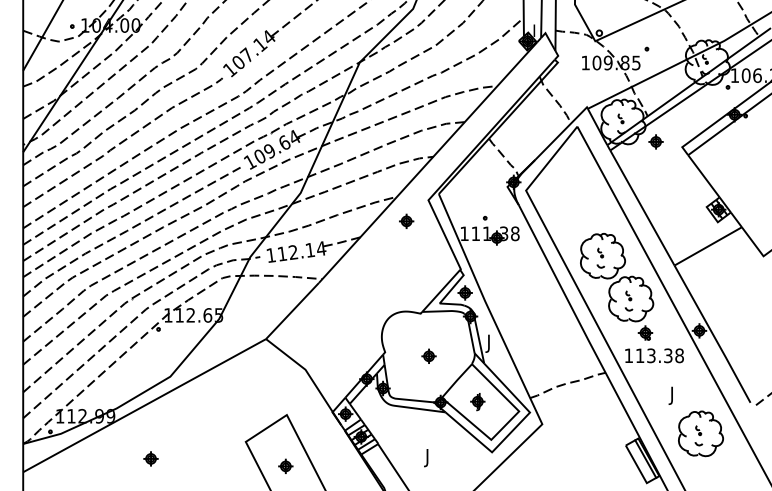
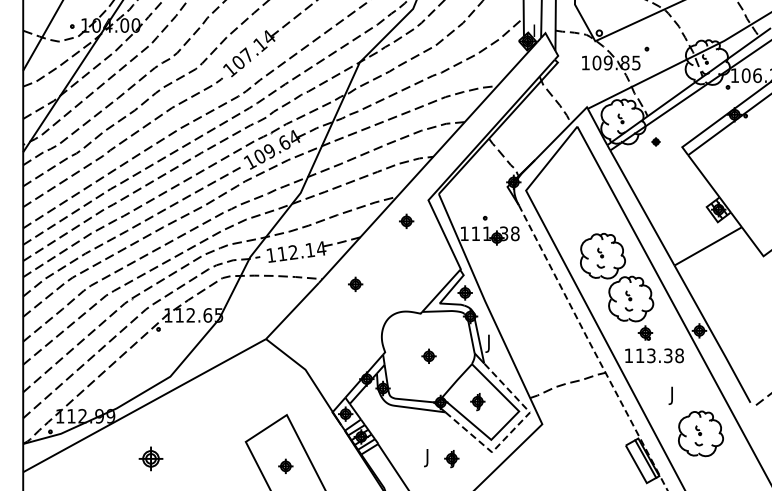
part size: 16x16 px -> 10x10 px (655, 141)
part: none -> present (355, 283)
line: solid -> dashed (592, 348)
line: solid -> dashed (513, 429)
part size: 16x16 px -> 26x26 px (150, 458)
part: none -> present (451, 459)
